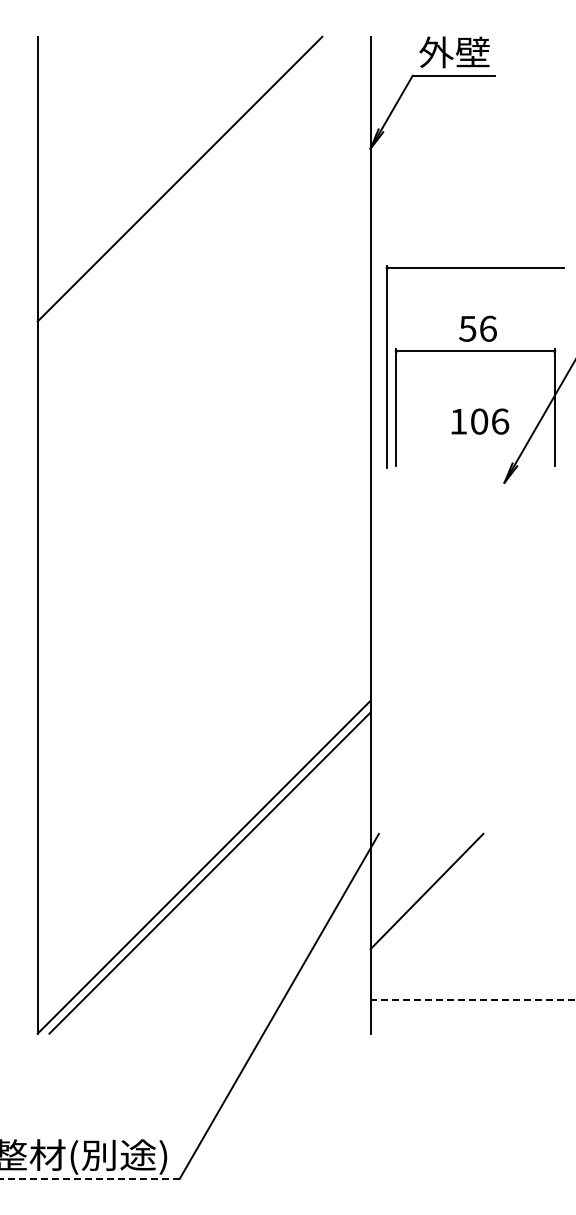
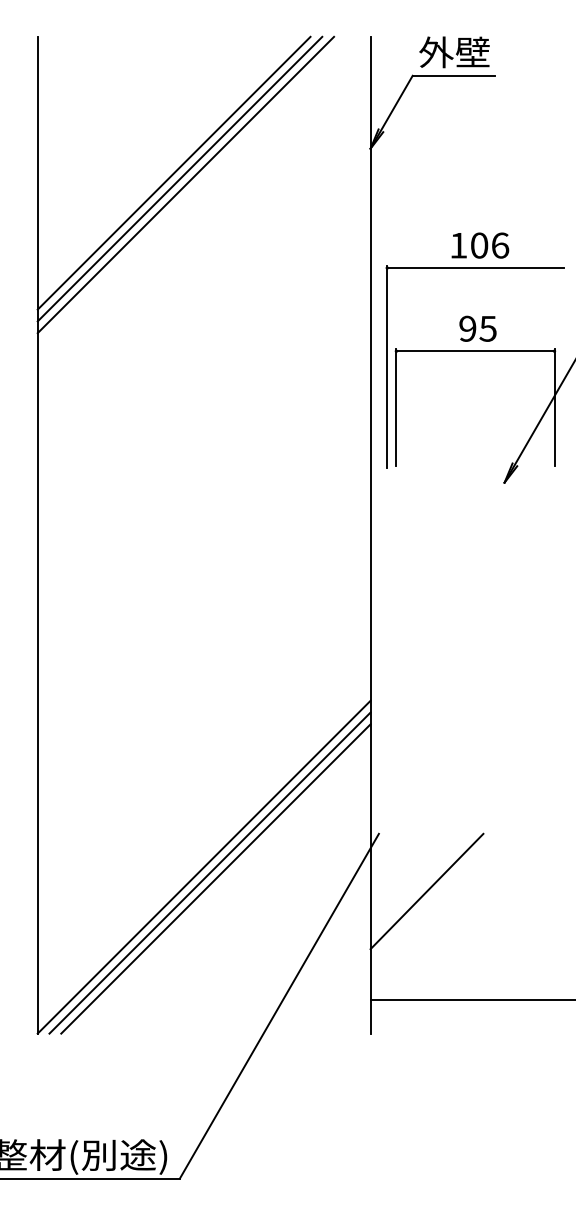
line: none -> present (173, 172)
line: none -> present (185, 184)
text: 56 -> 95 (477, 328)
text position: (480, 421) -> (480, 245) (480, 245)
line: none -> present (215, 878)
line: dashed -> solid (472, 1000)
line: dashed -> solid (90, 1178)
